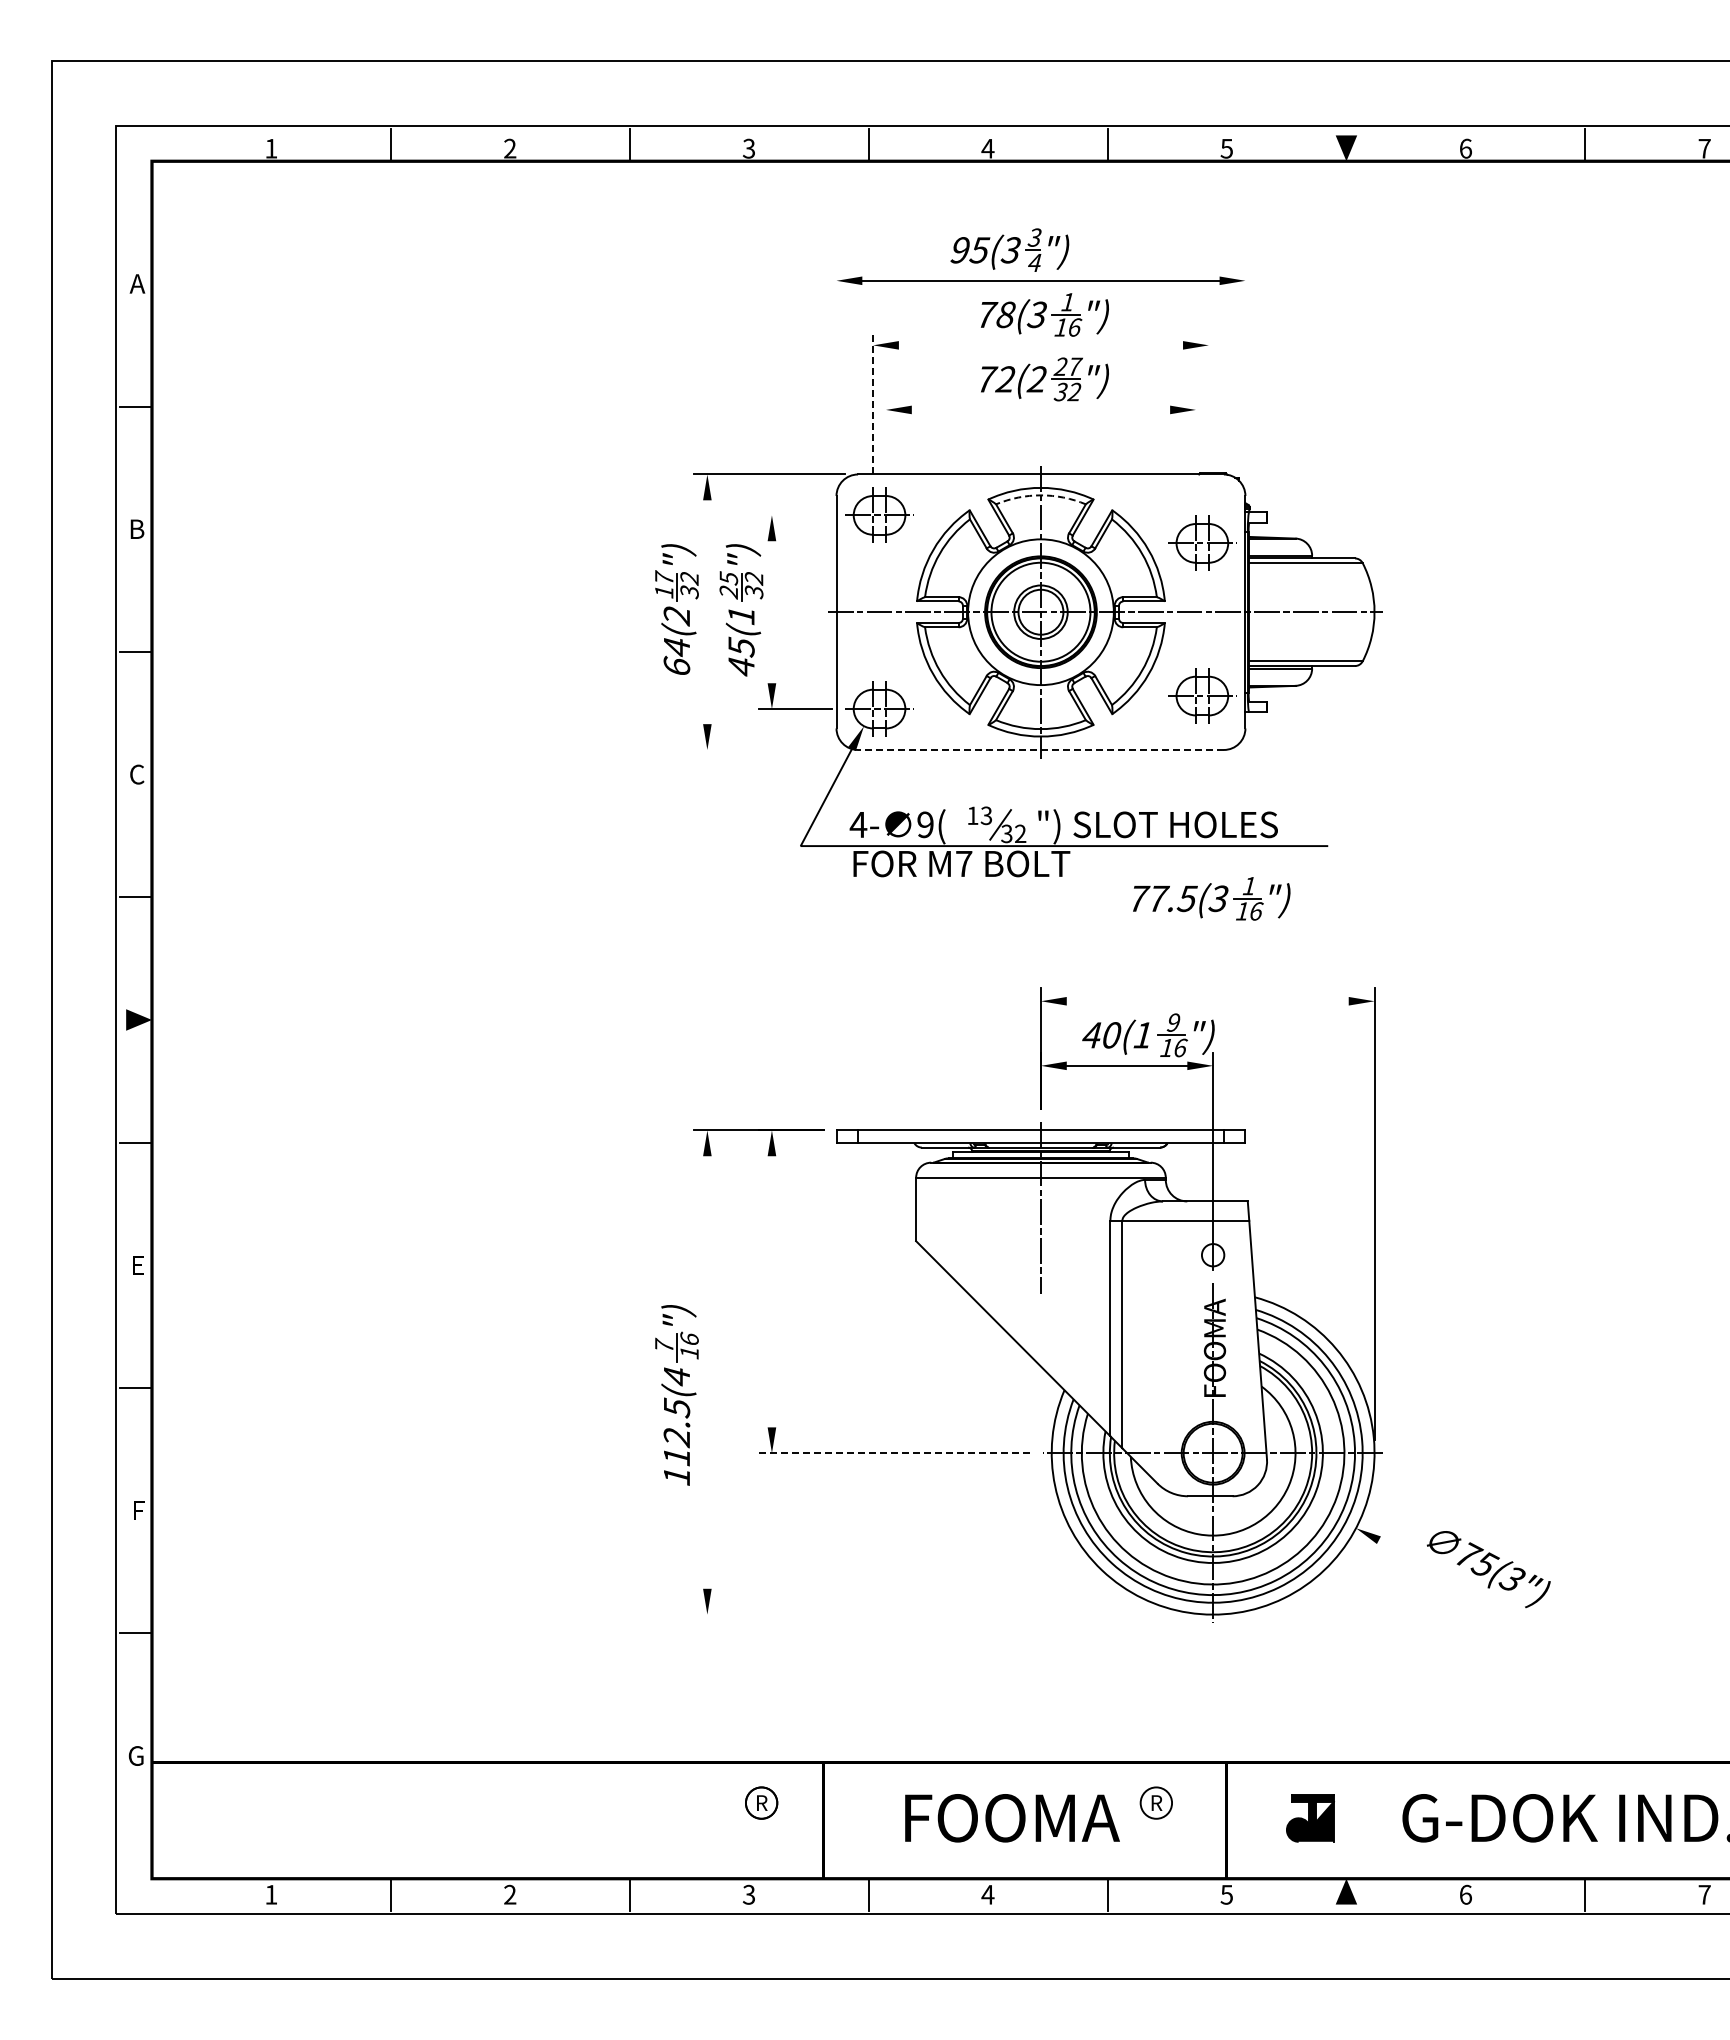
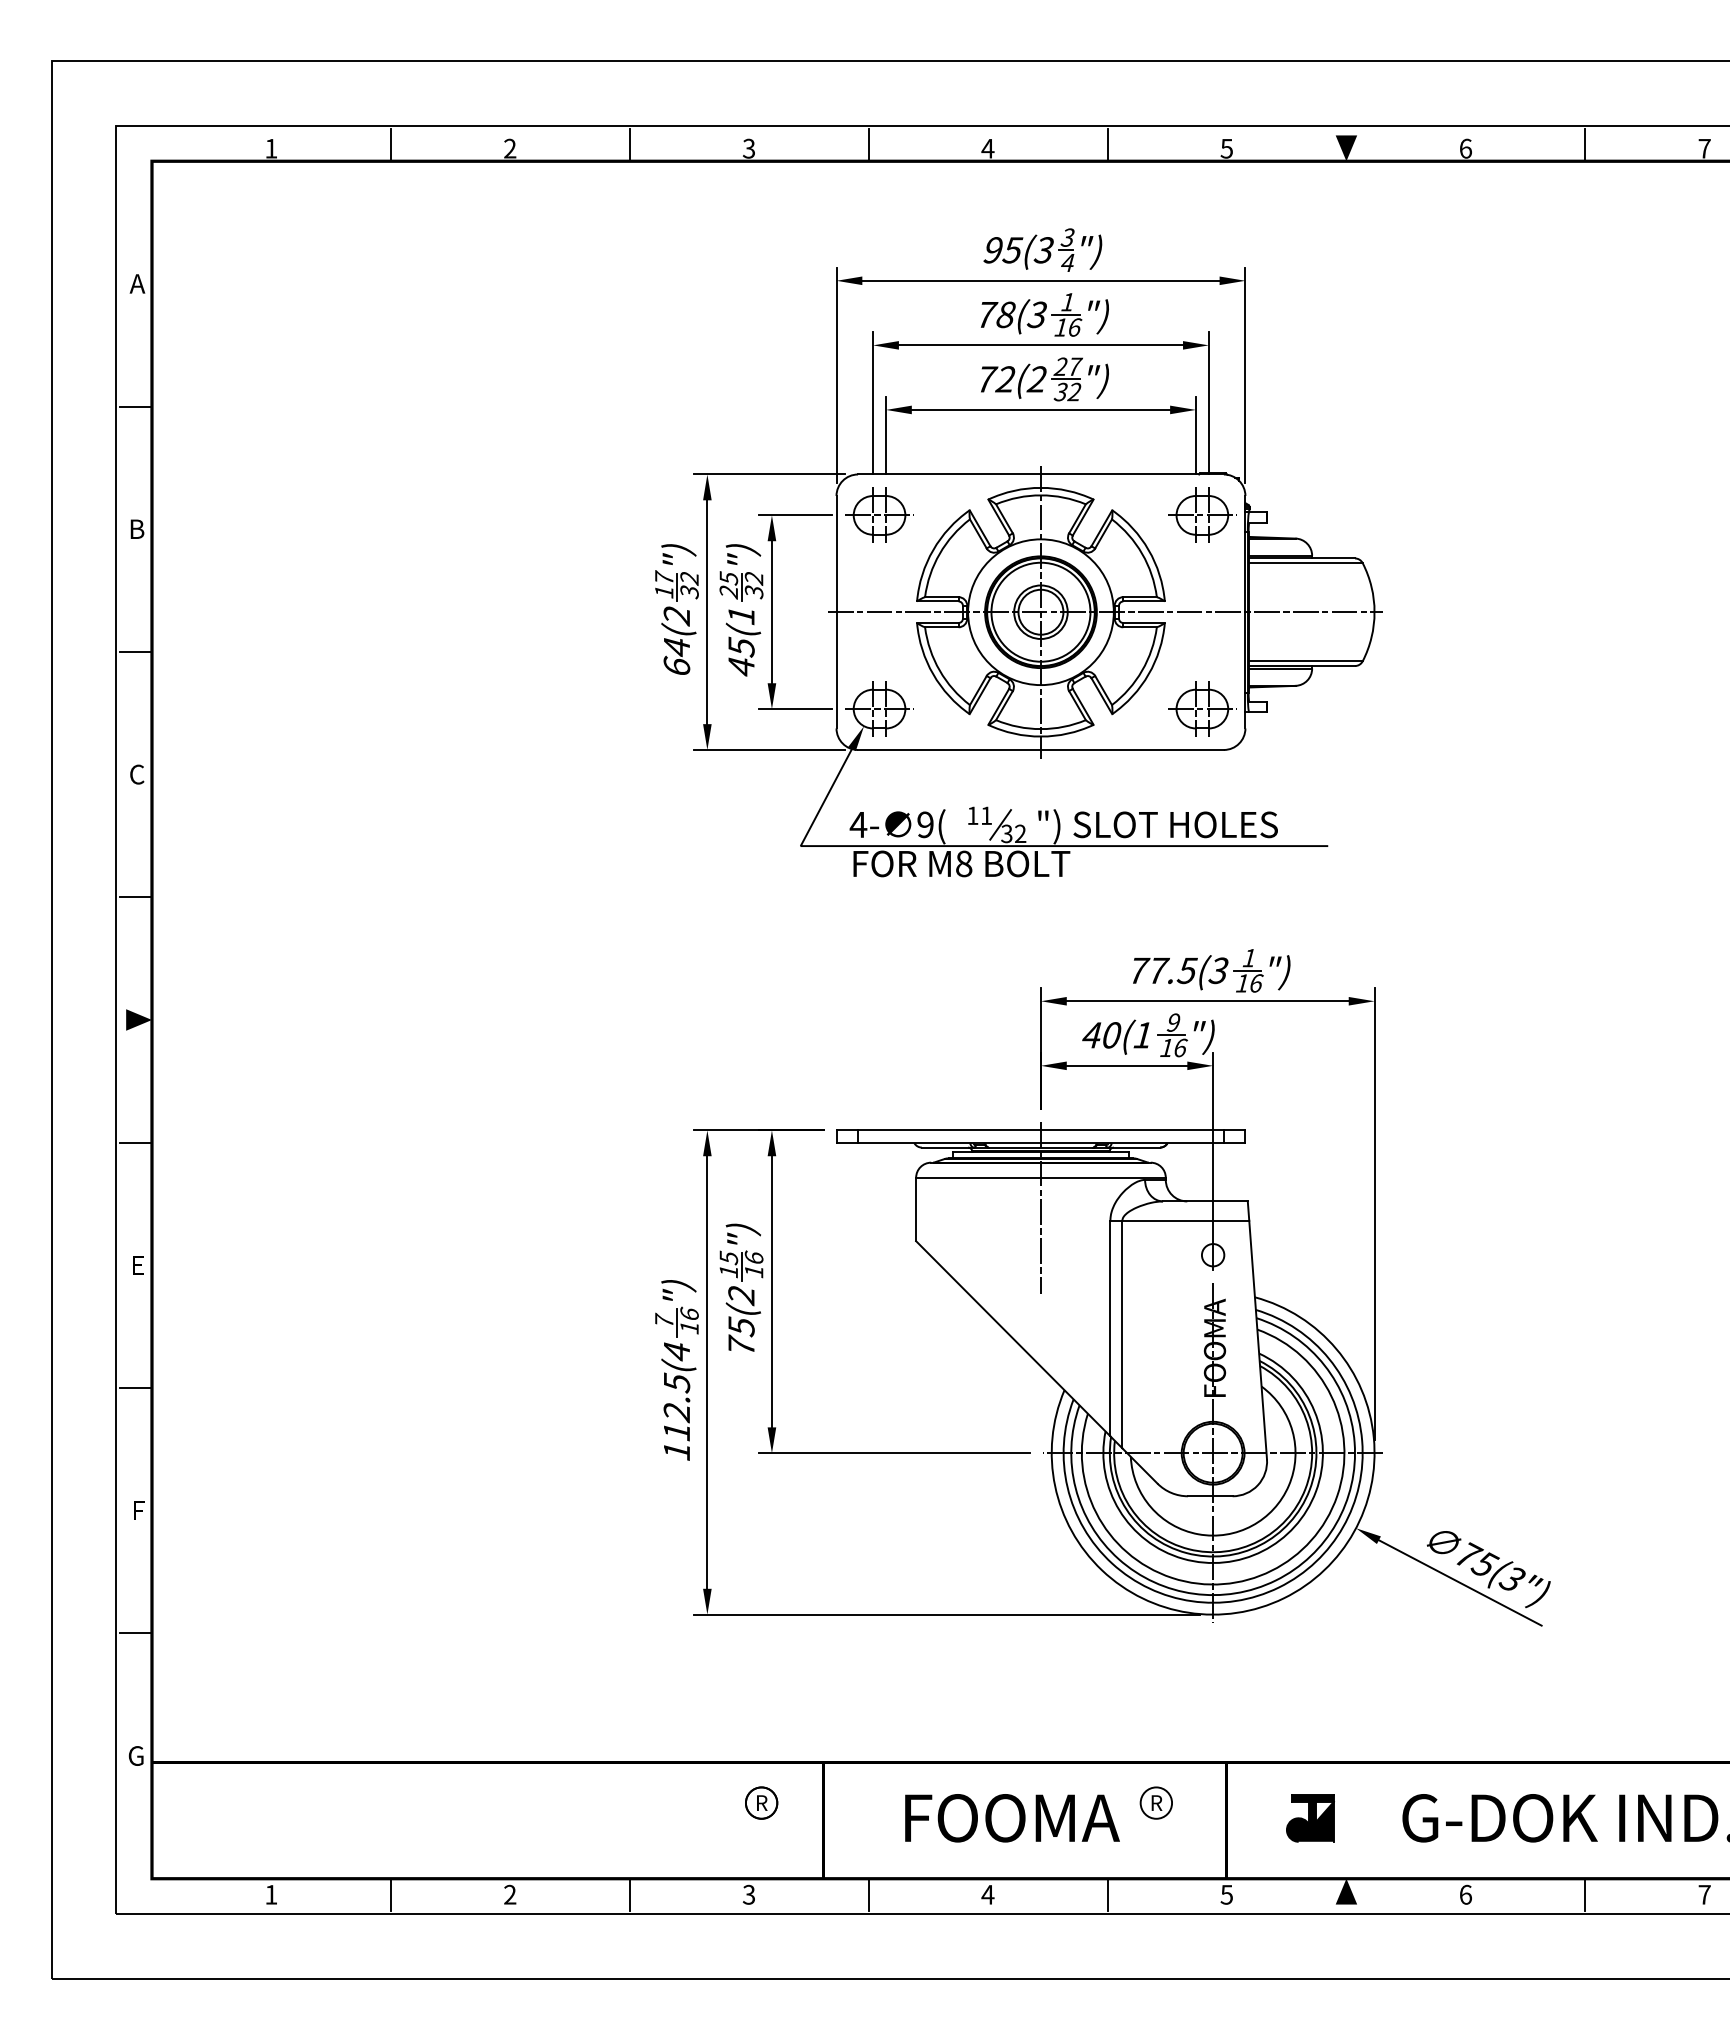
part position: (1009, 249) -> (1042, 249) (1042, 249)
line: none -> present (1040, 345)
line: none -> present (836, 375)
line: none -> present (1245, 375)
line: dashed -> solid (873, 402)
line: none -> present (1208, 403)
line: none -> present (1040, 409)
line: none -> present (886, 435)
line: none -> present (1195, 435)
arc: dashed -> solid (1040, 495)
line: none -> present (795, 515)
part position: (1202, 542) -> (1202, 514) (1202, 514)
line: none -> present (707, 612)
line: none -> present (771, 612)
part position: (1202, 695) -> (1202, 708) (1202, 708)
line: none -> present (769, 749)
line: dashed -> solid (1040, 749)
text: 13 -> 11 (985, 815)
text: M7 -> M8 (964, 863)
part position: (1211, 898) -> (1211, 970) (1211, 970)
line: none -> present (1207, 1001)
part: none -> present (741, 1287)
line: none -> present (771, 1291)
line: none -> present (707, 1372)
part position: (676, 1395) -> (676, 1370) (676, 1370)
line: dashed -> solid (894, 1453)
line: none -> present (1459, 1582)
line: none -> present (947, 1614)
